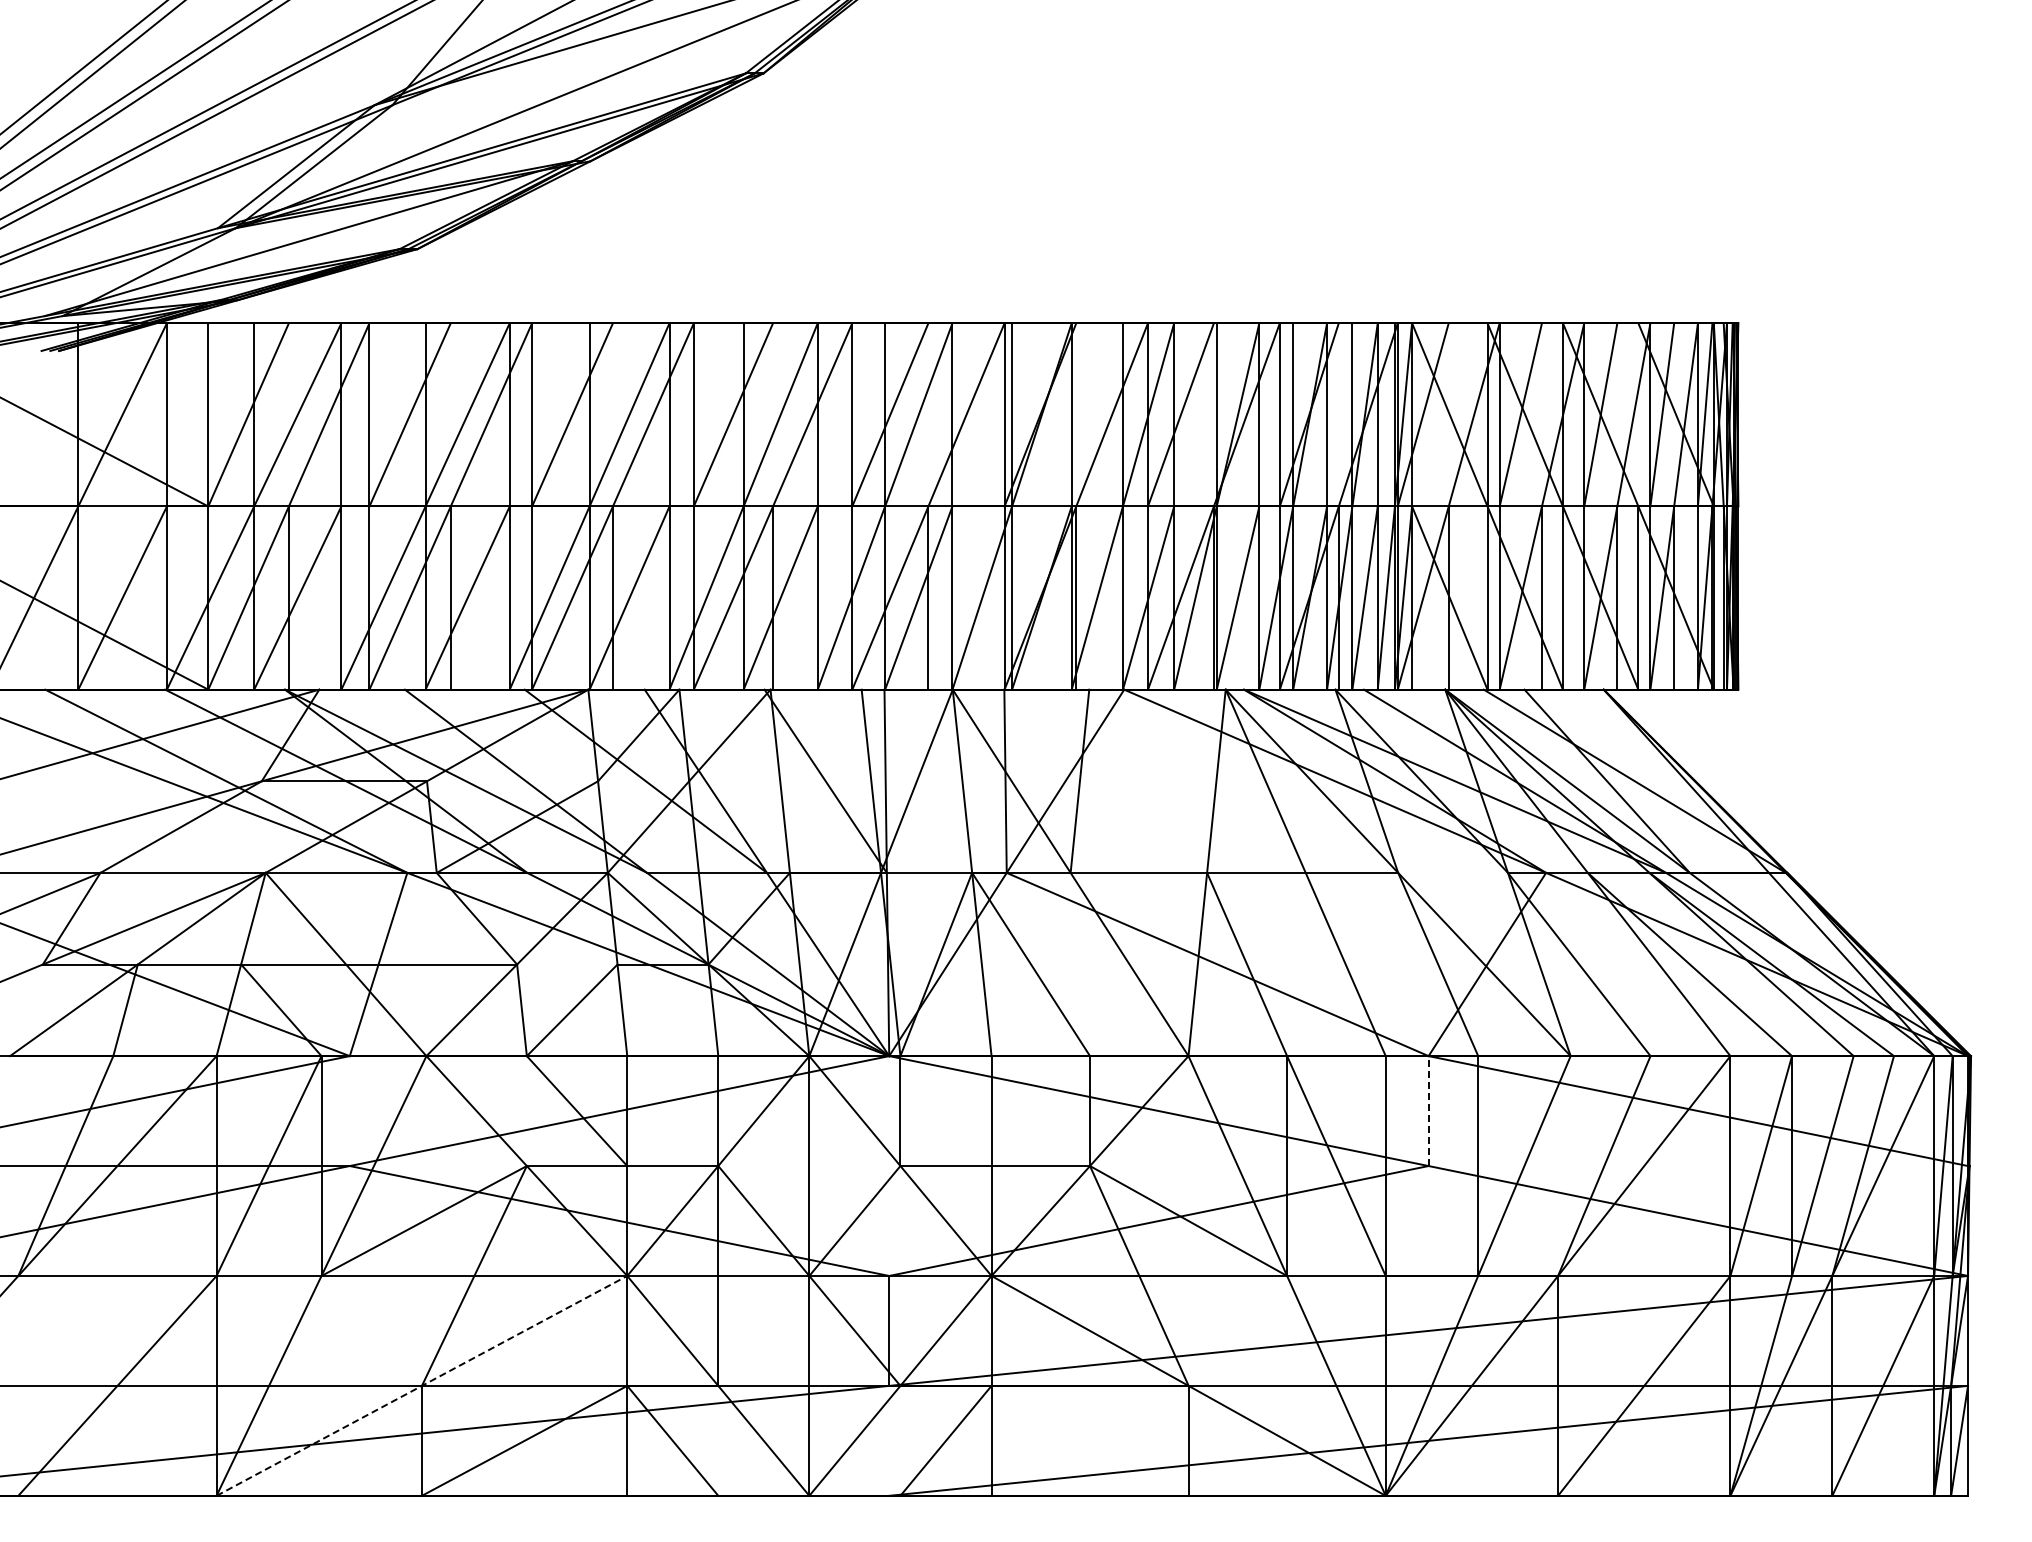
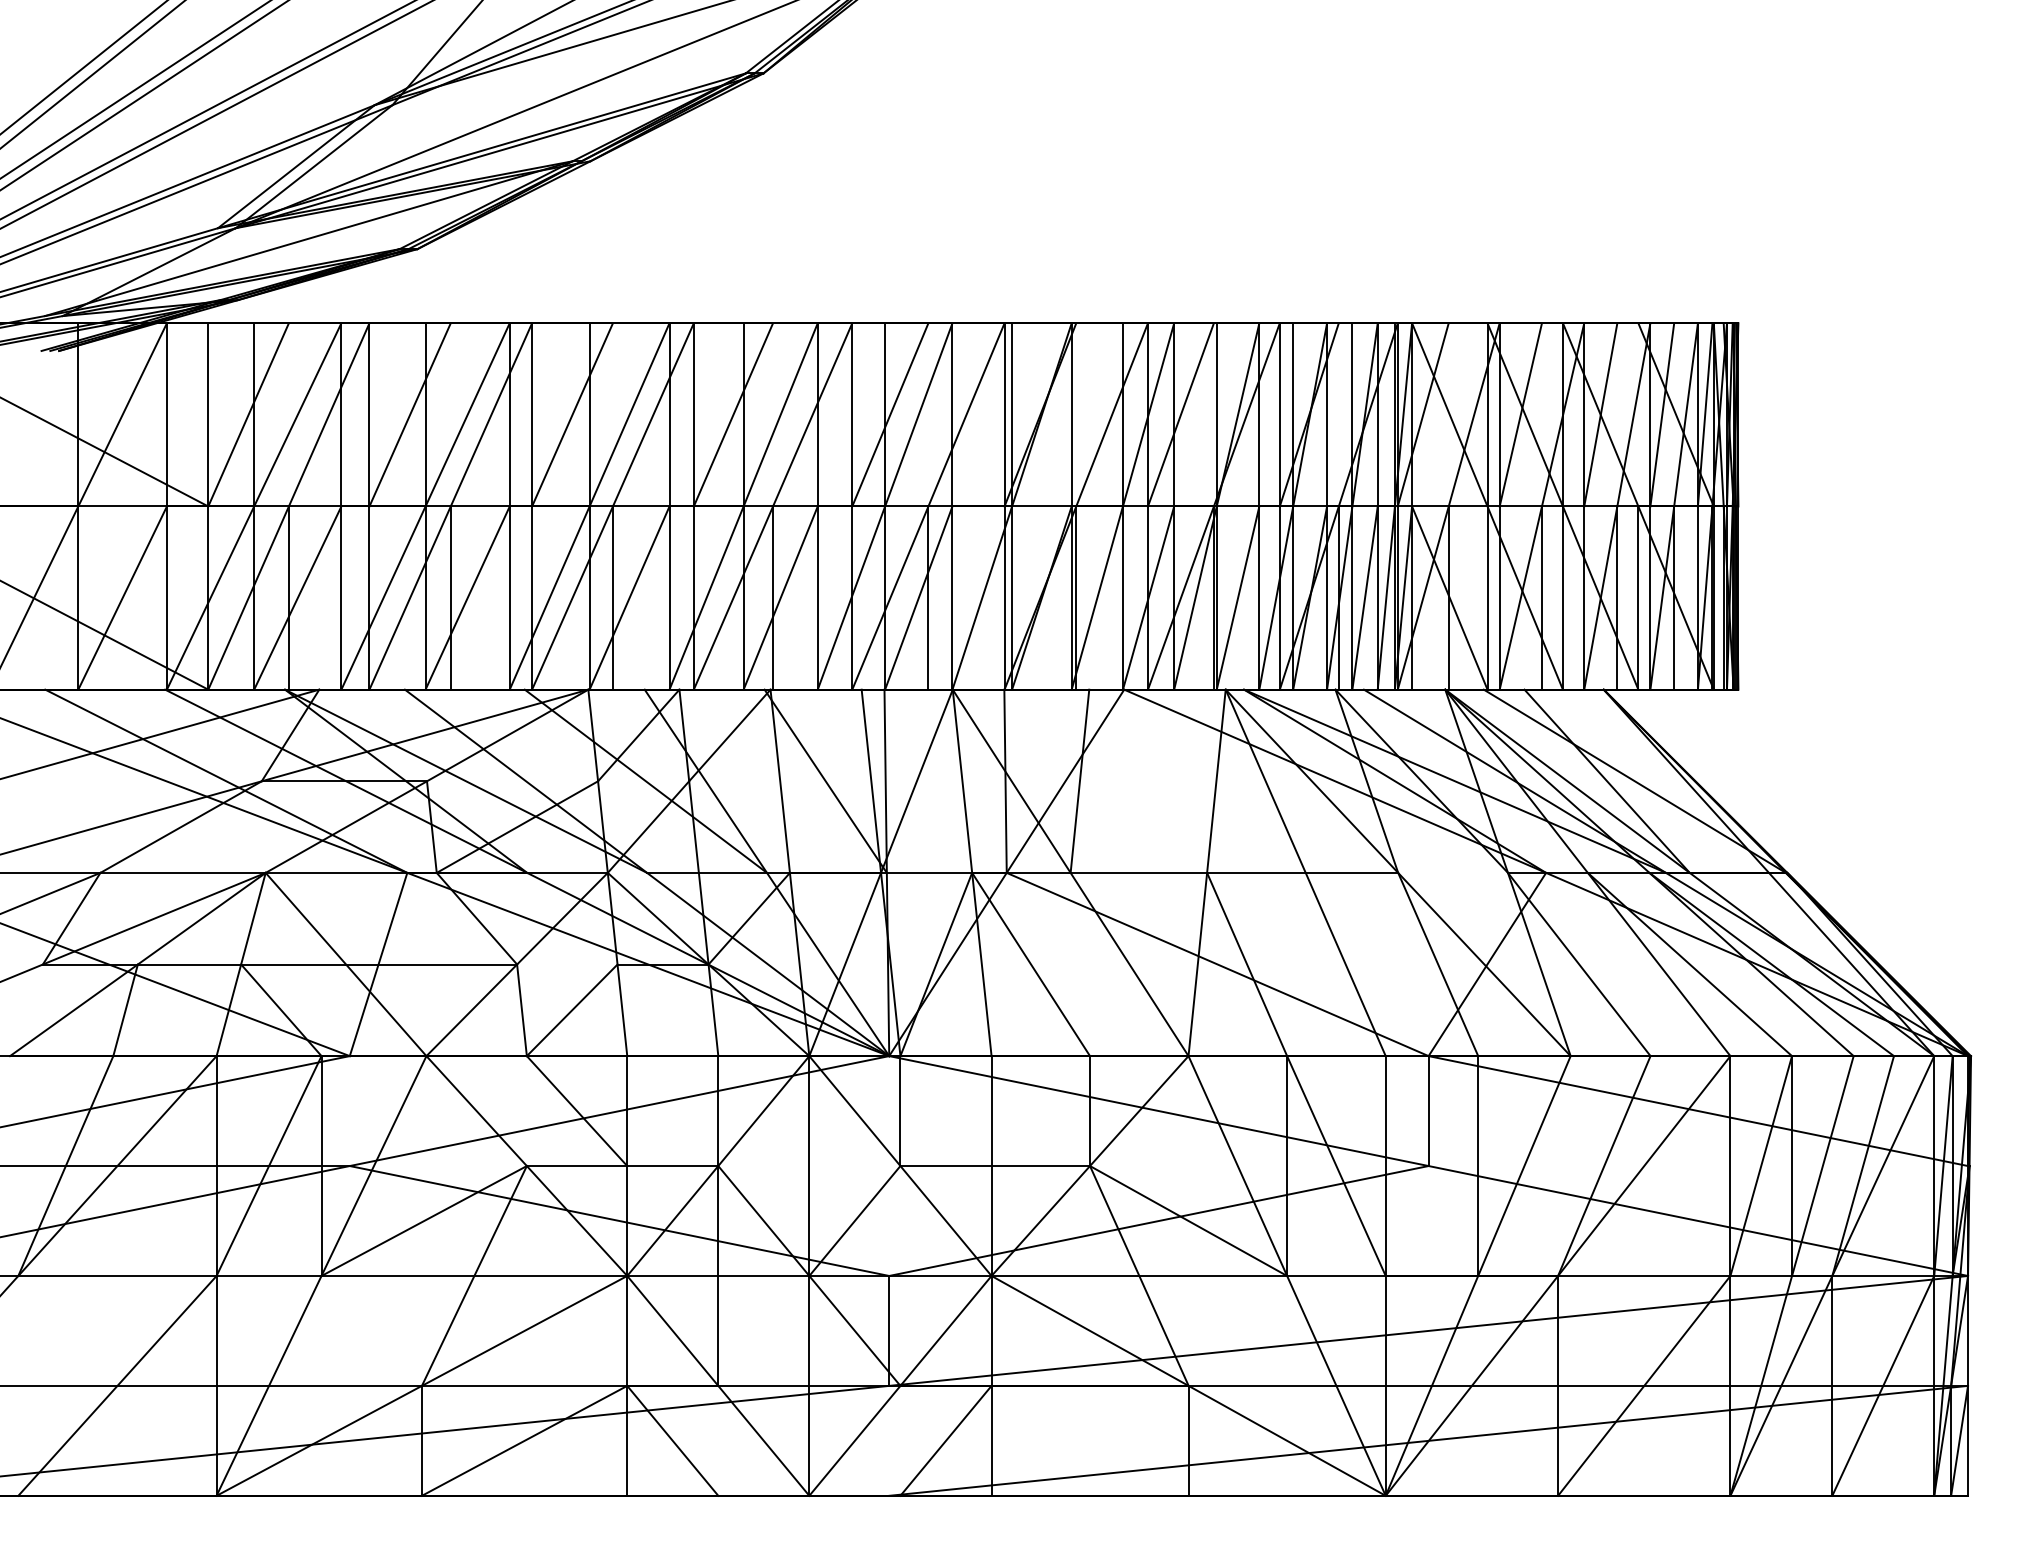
line: dashed -> solid (1428, 1111)
line: dashed -> solid (421, 1385)
